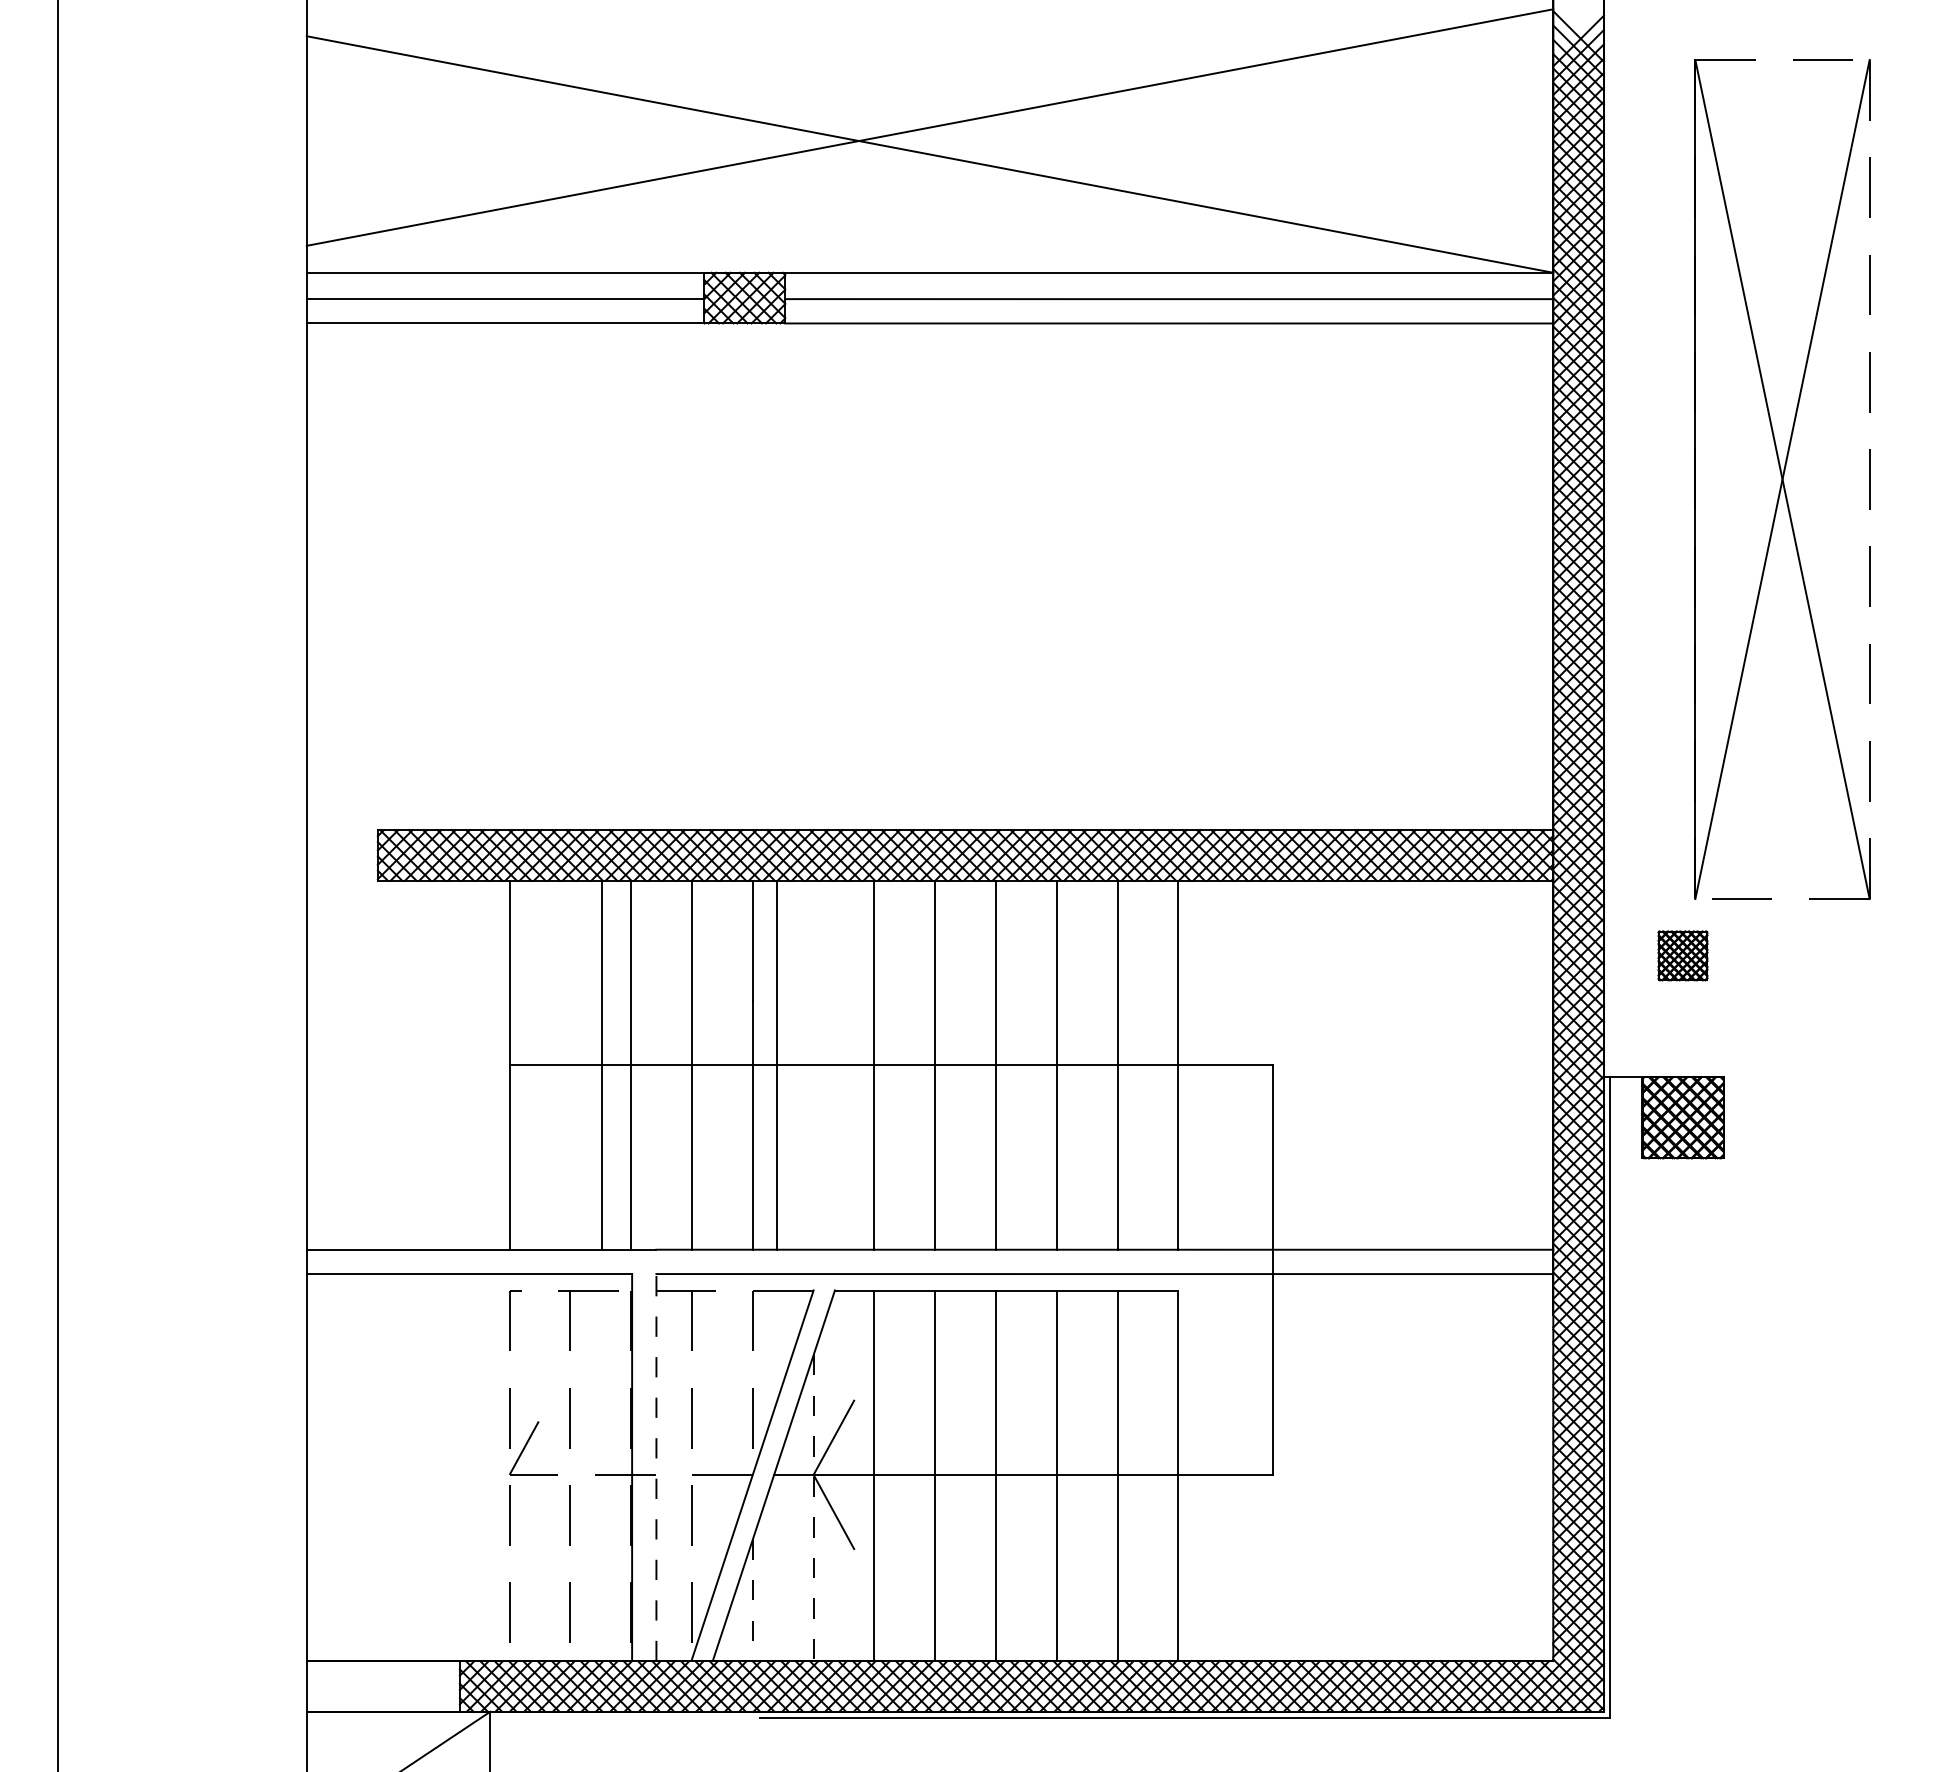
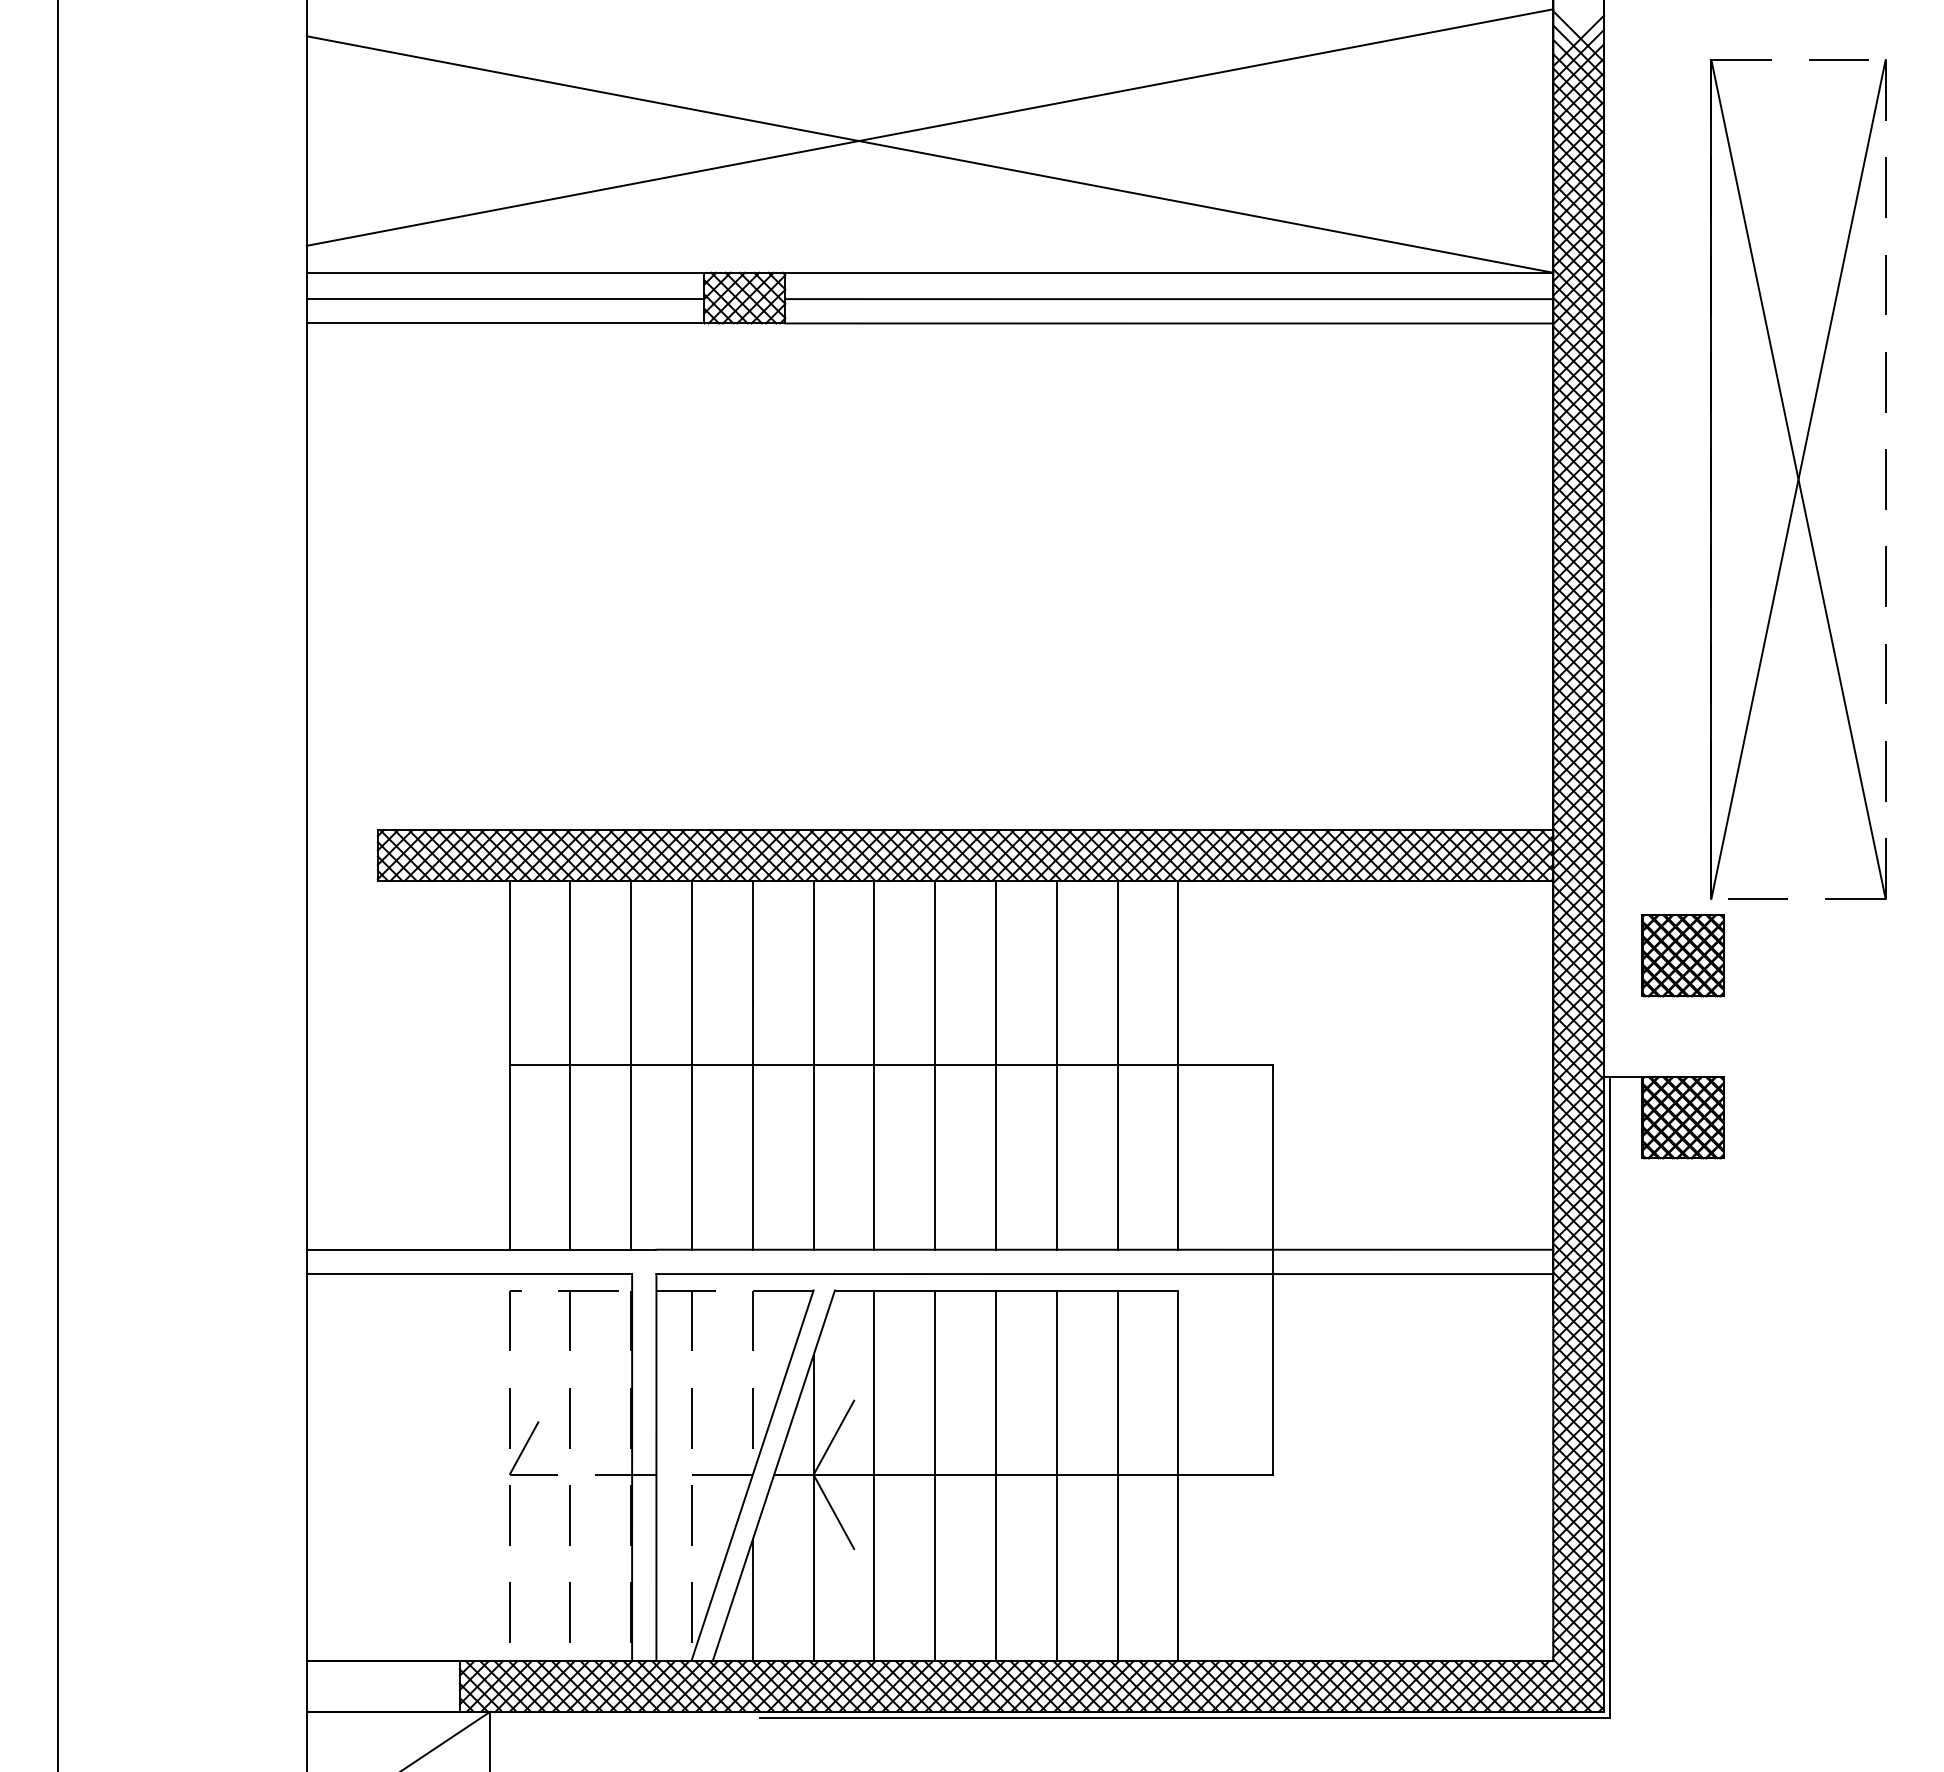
part position: (1782, 479) -> (1798, 479) (1798, 479)
part size: 52x52 px -> 84x84 px (1682, 955)
line position: (602, 1064) -> (570, 1064) (570, 1064)
line position: (776, 1064) -> (813, 1064) (813, 1064)
line: dashed -> solid (656, 1467)
line: dashed -> solid (813, 1508)
line: dashed -> solid (752, 1600)
